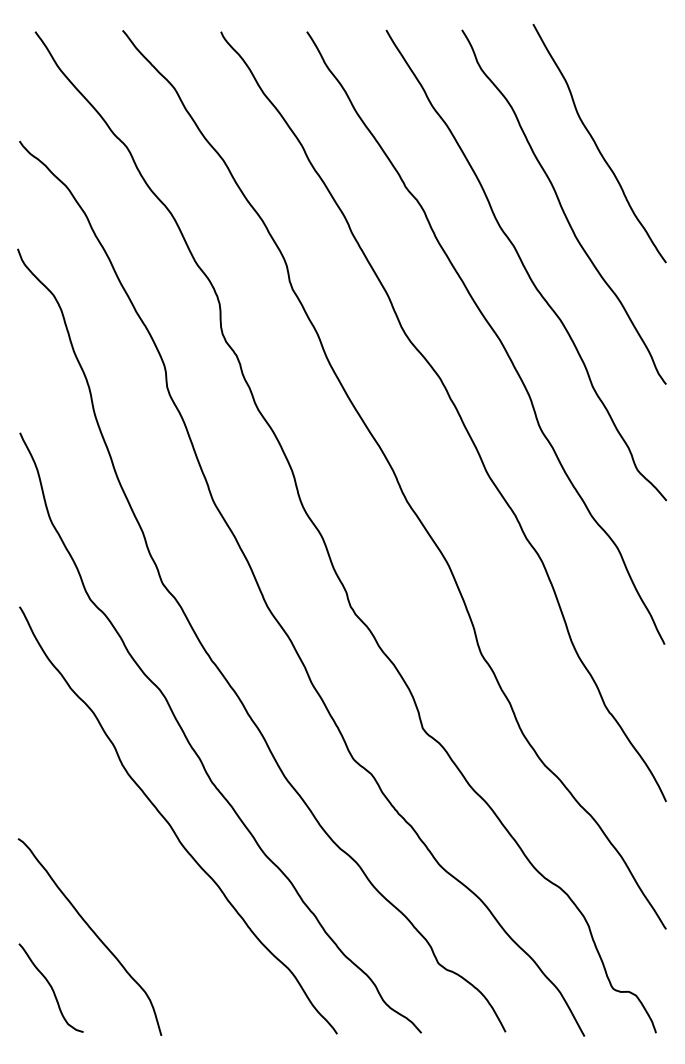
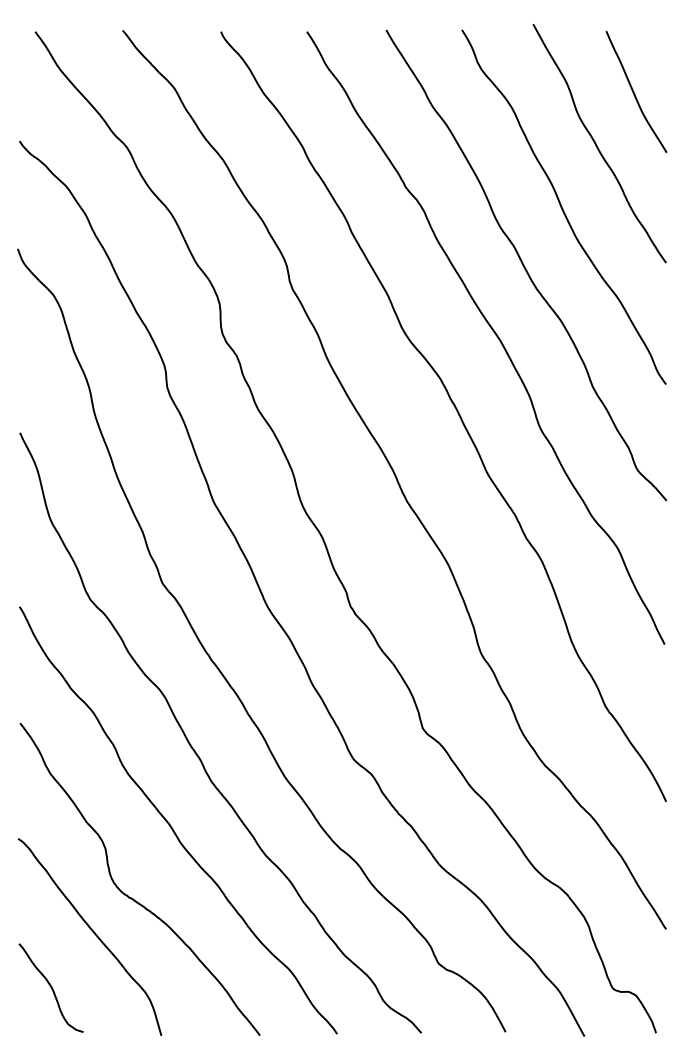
curve: none -> present (634, 91)
curve: none -> present (127, 894)
